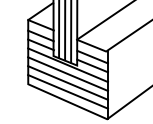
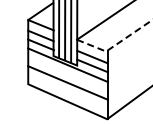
line: solid -> dashed (116, 44)
line: present -> none (67, 73)
line: present -> none (67, 91)
